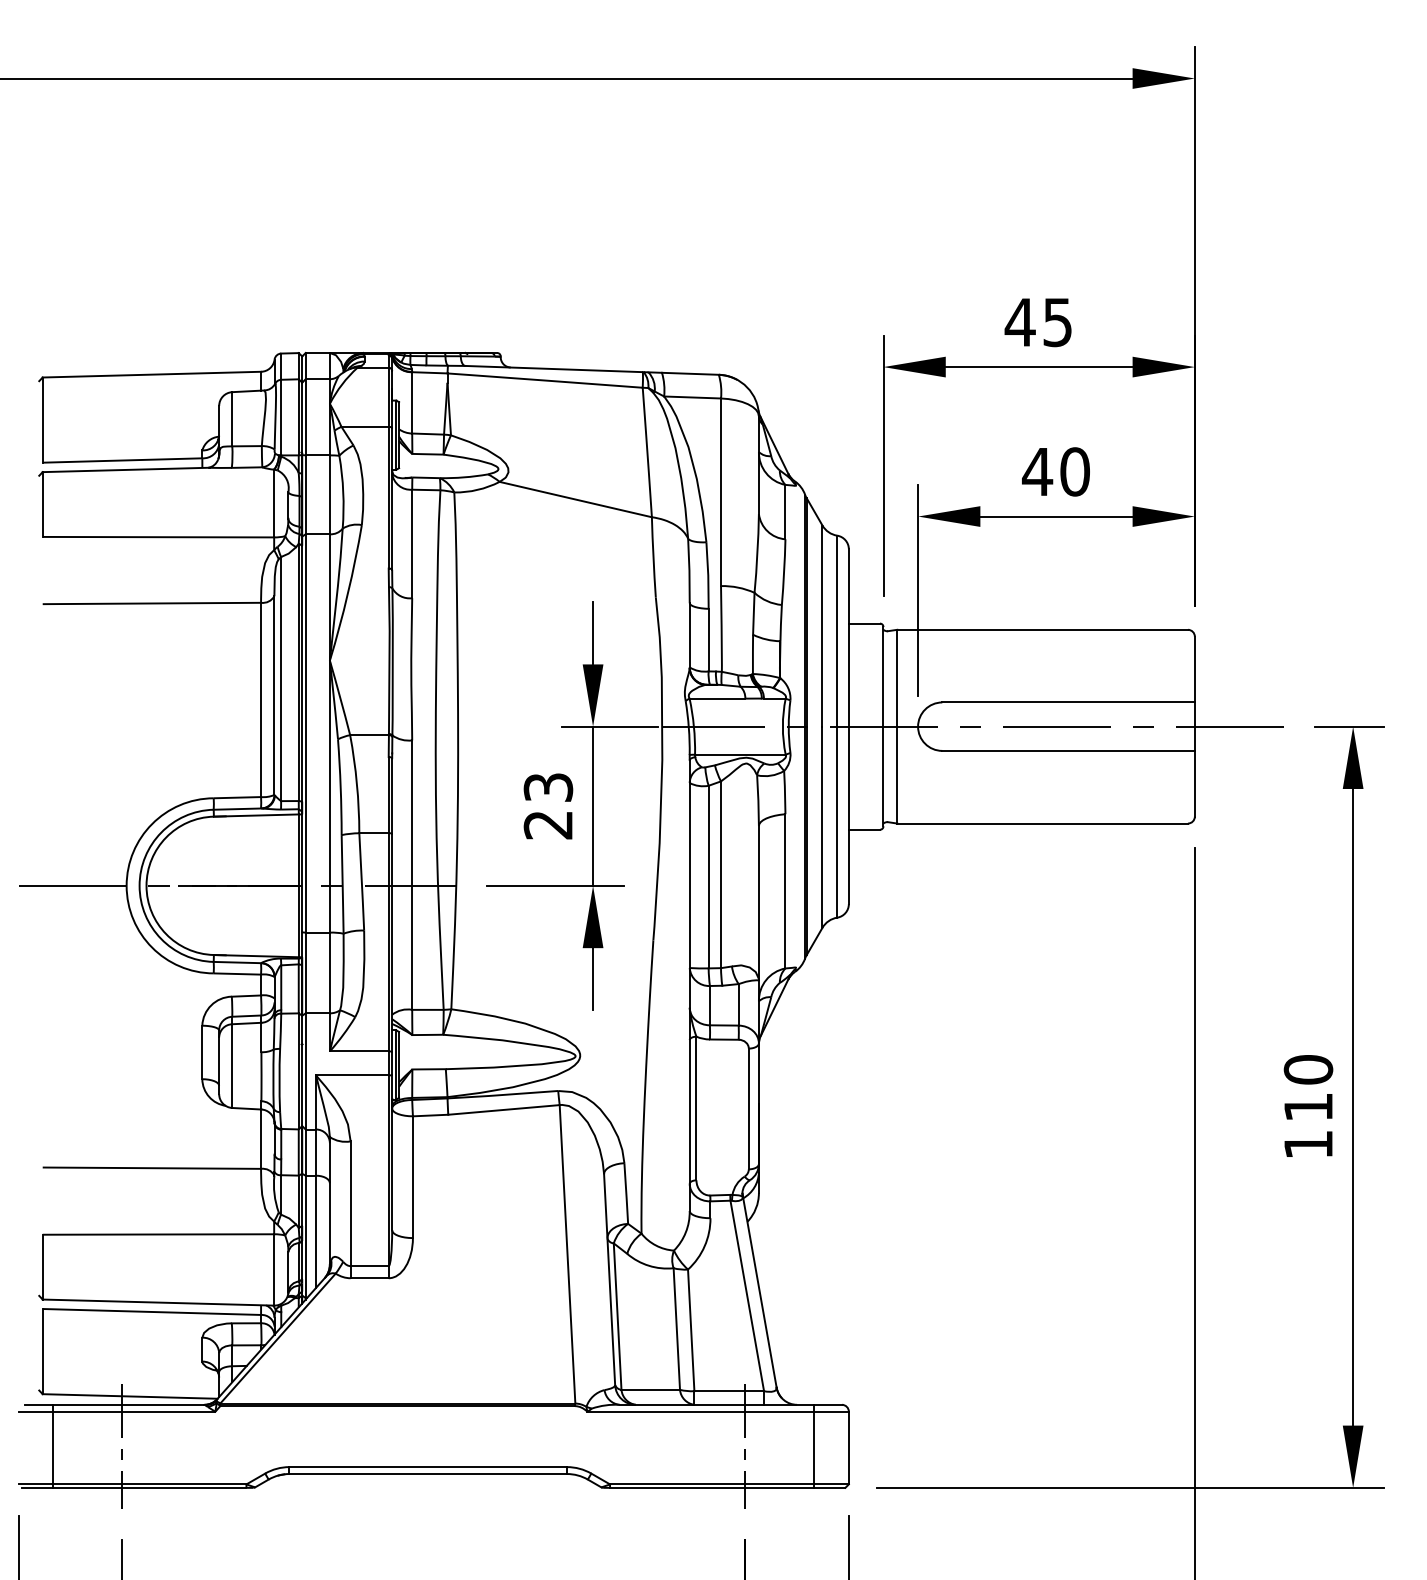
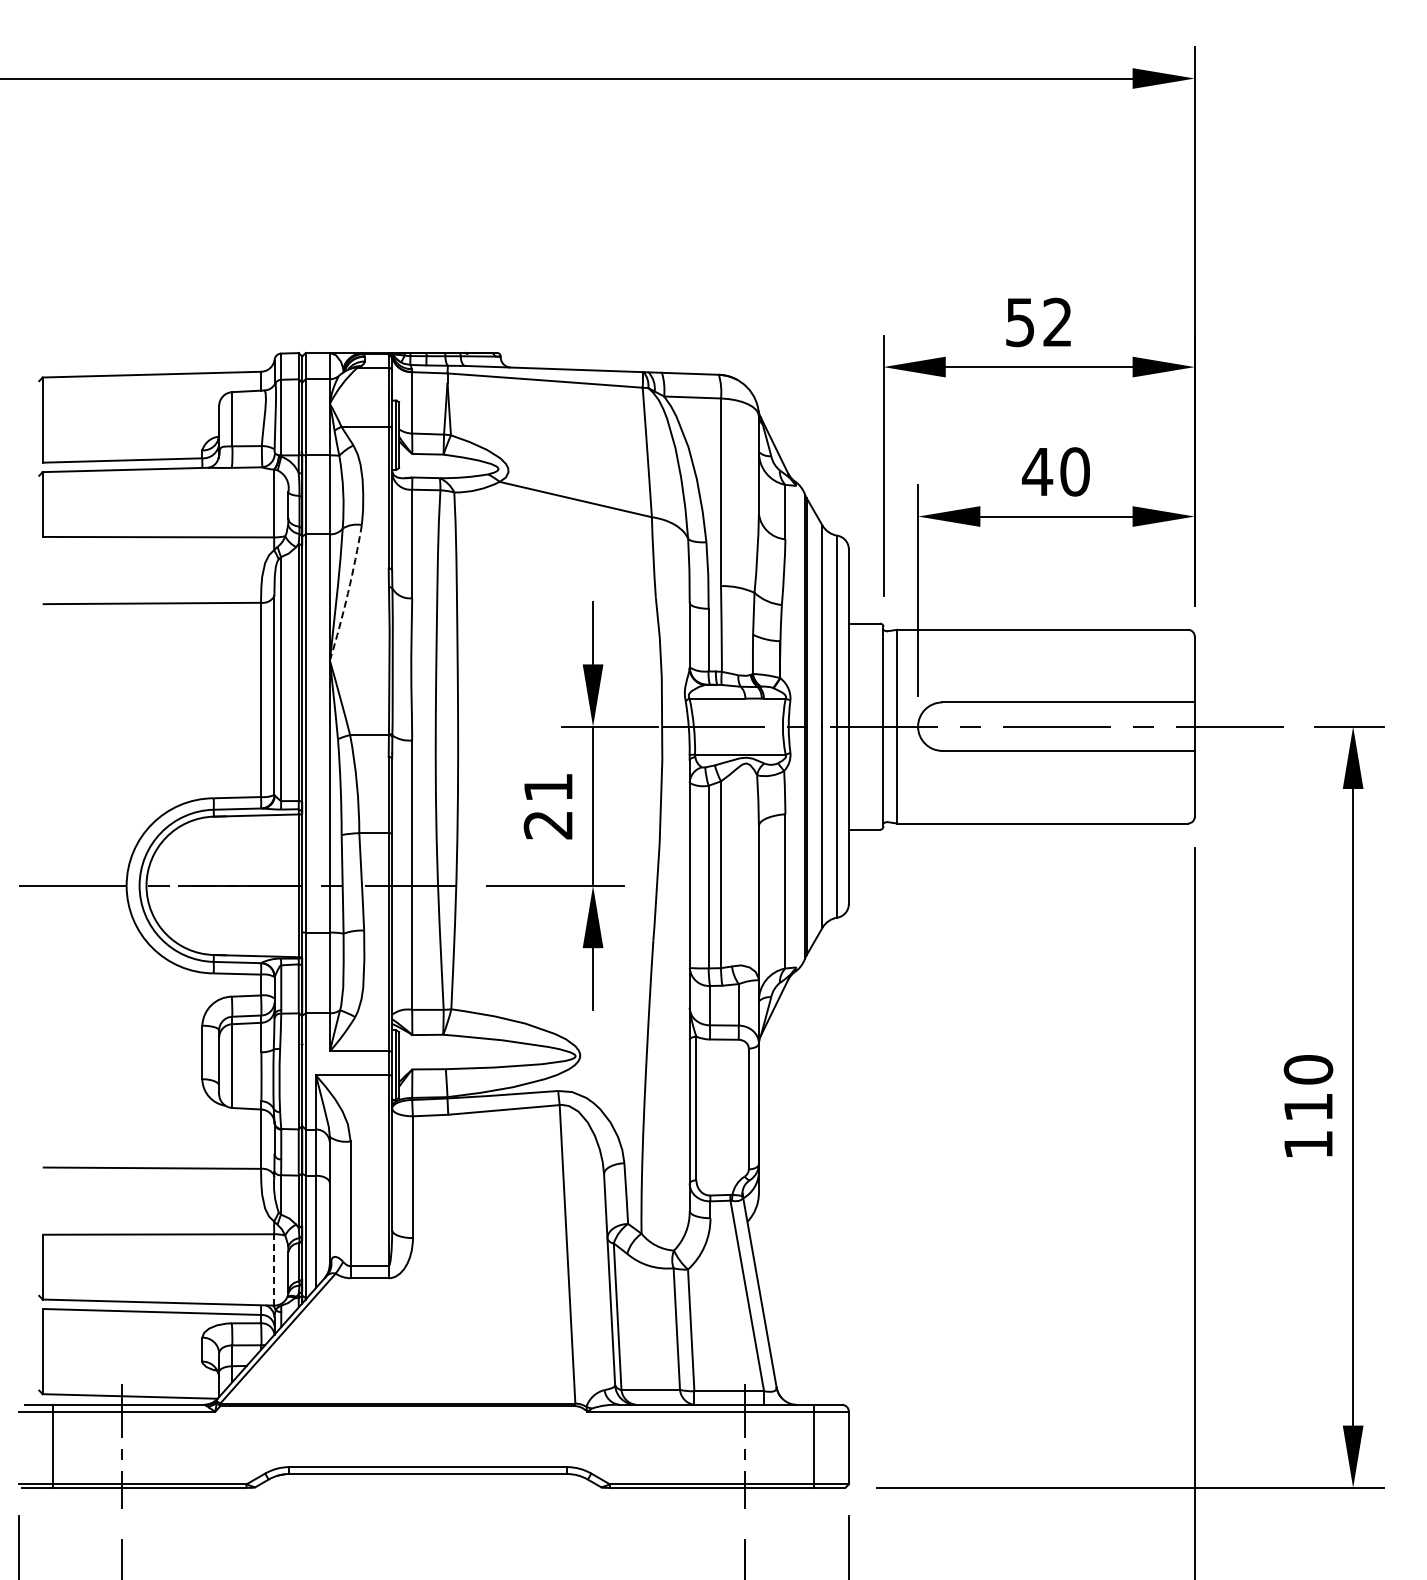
text: 45 -> 52 (1037, 322)
arc: solid -> dashed (347, 593)
text: 23 -> 21 (548, 787)
line: solid -> dashed (274, 1269)
